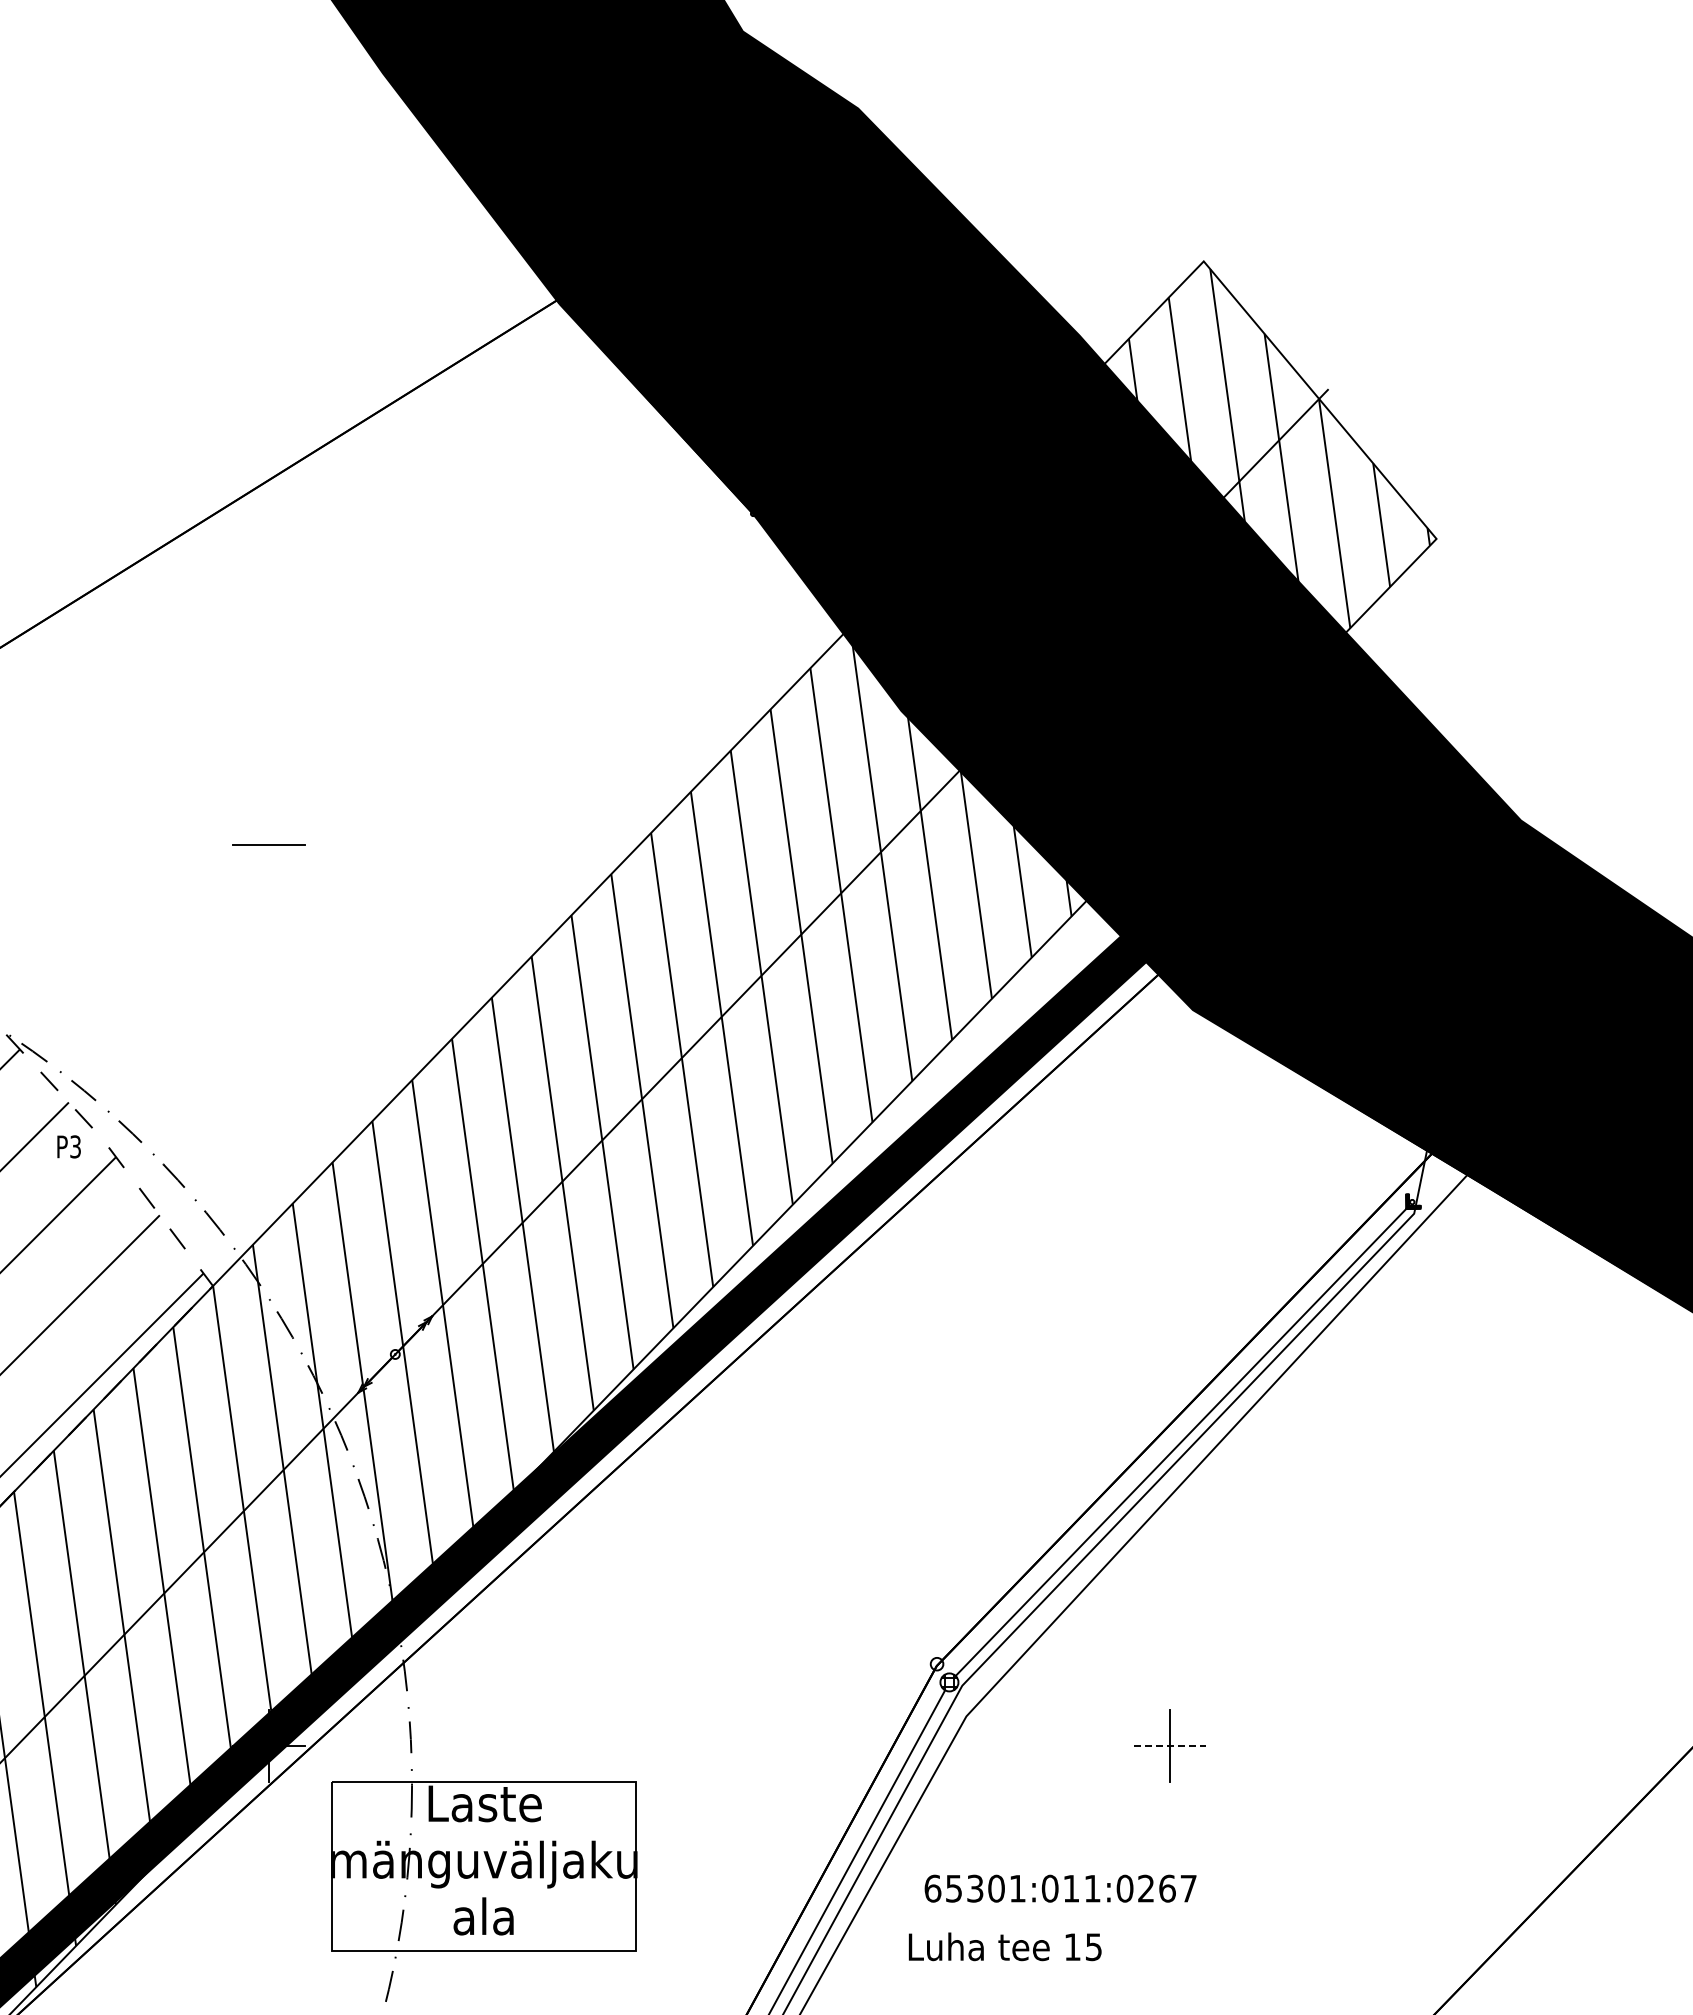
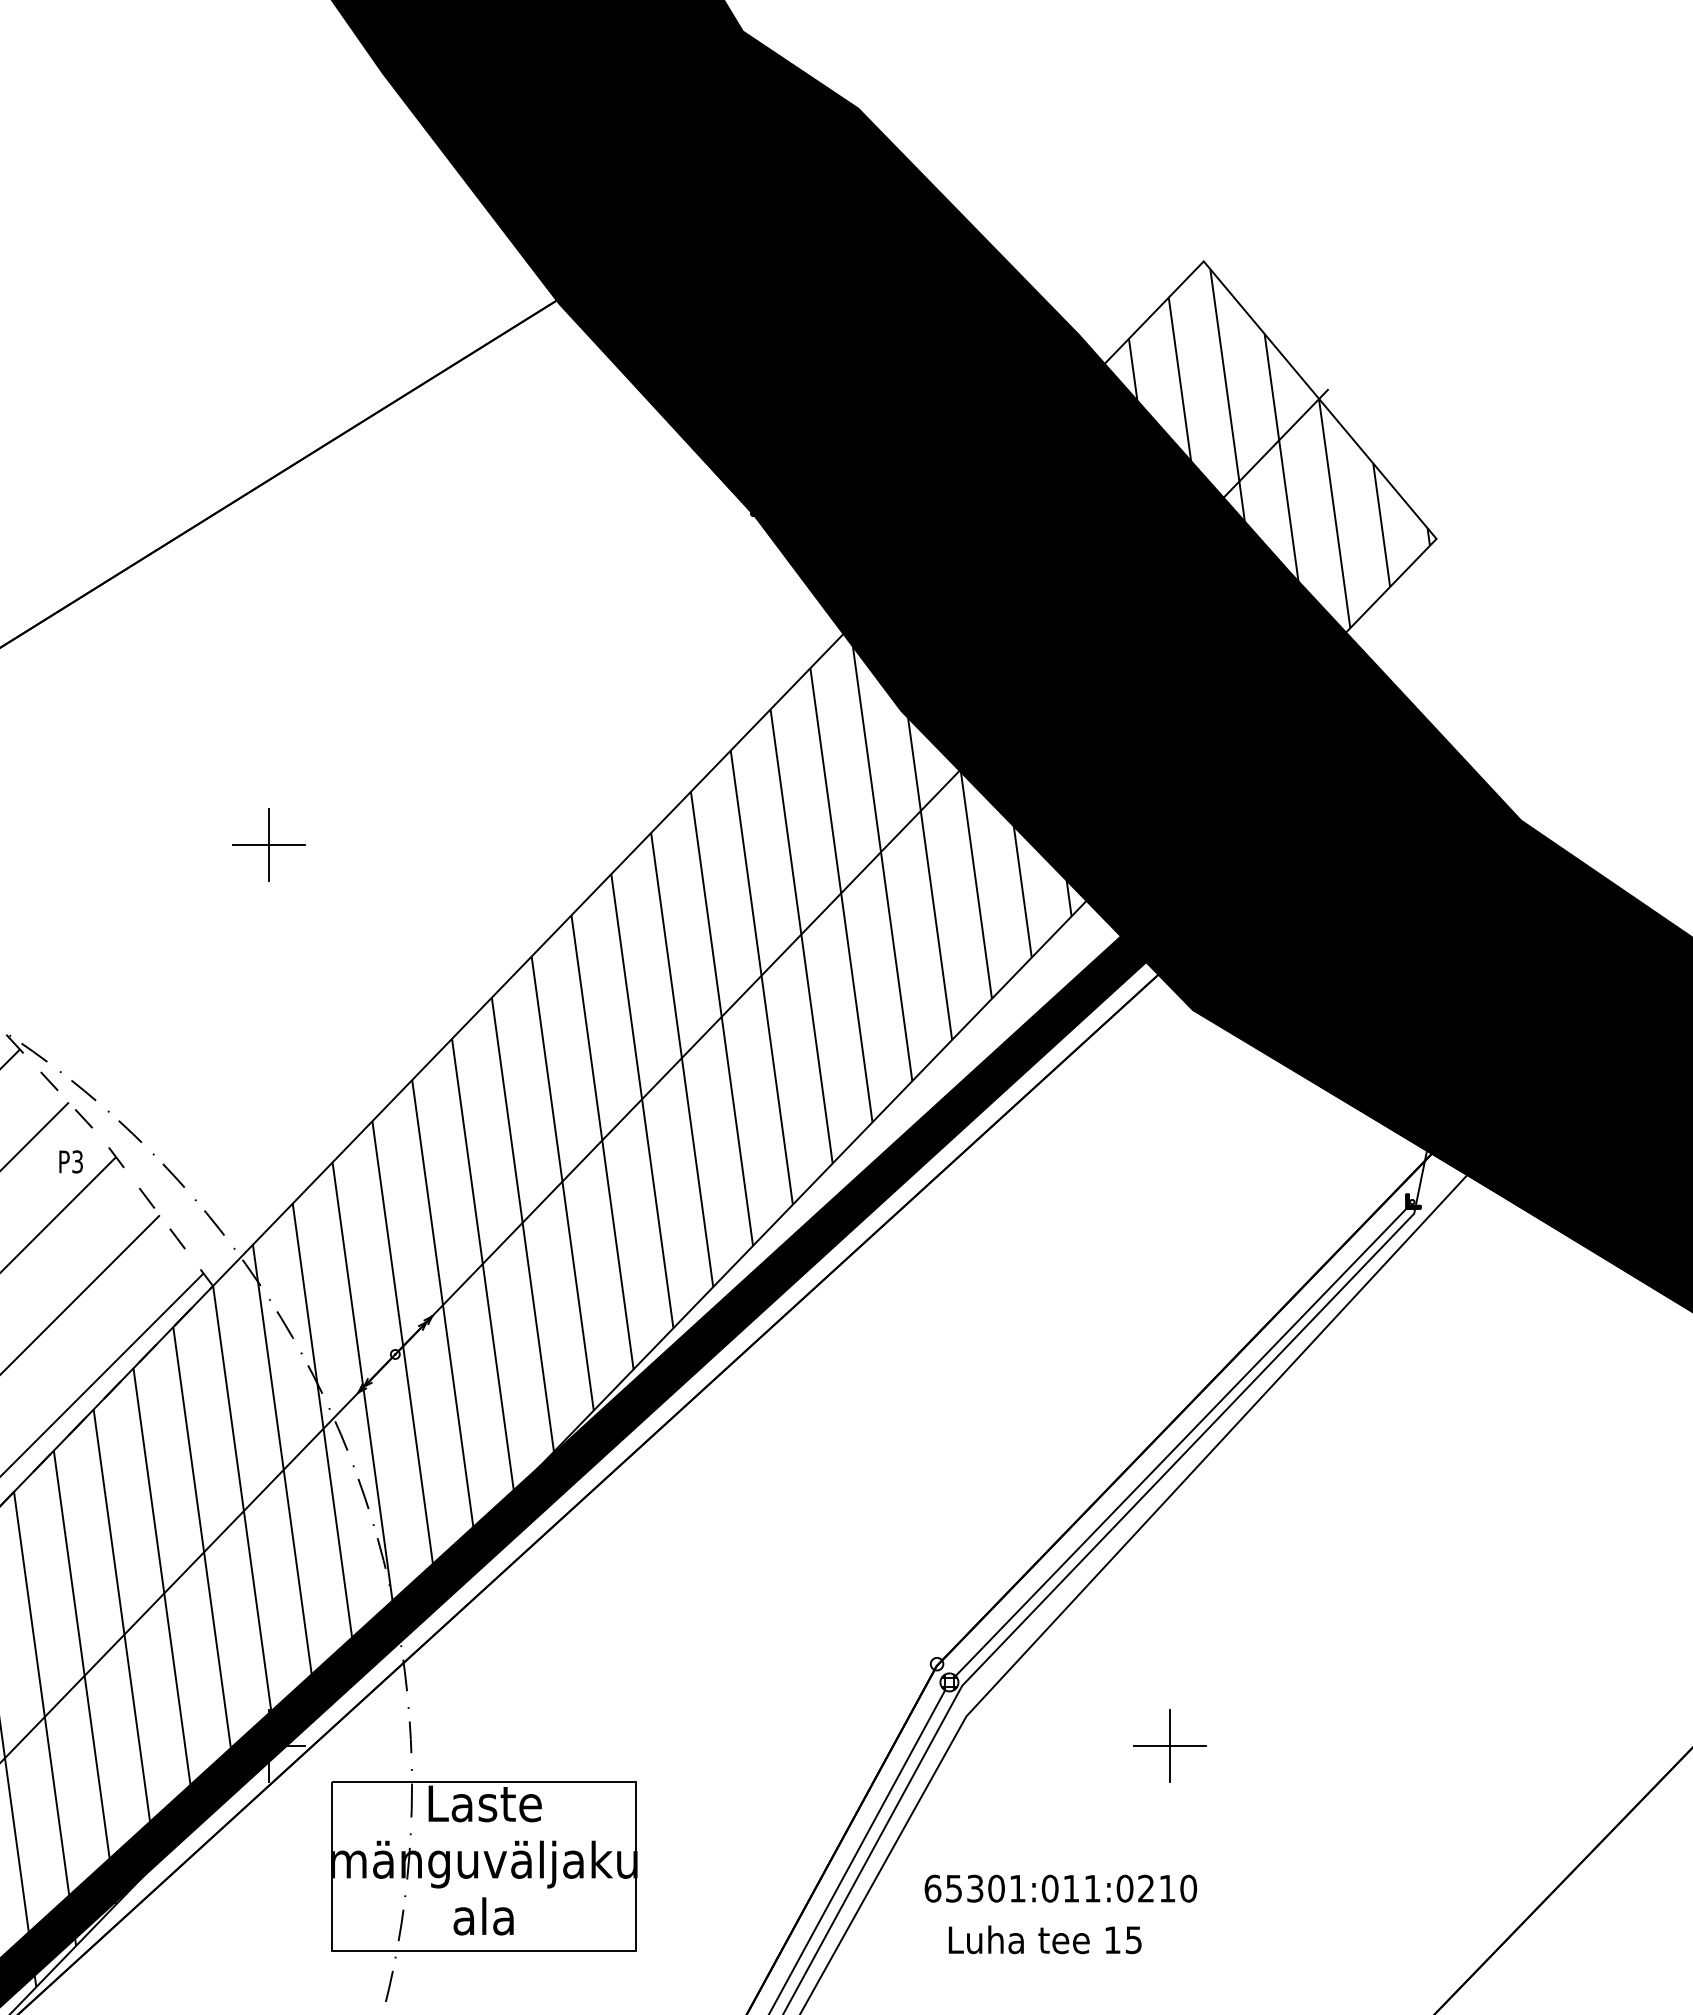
line: none -> present (269, 845)
text position: (68, 1146) -> (70, 1161) (70, 1161)
line: dashed -> solid (1170, 1745)
text: 65301:011:0267 -> 65301:011:0210 (1178, 1888)
text position: (1004, 1946) -> (1044, 1939) (1044, 1939)
